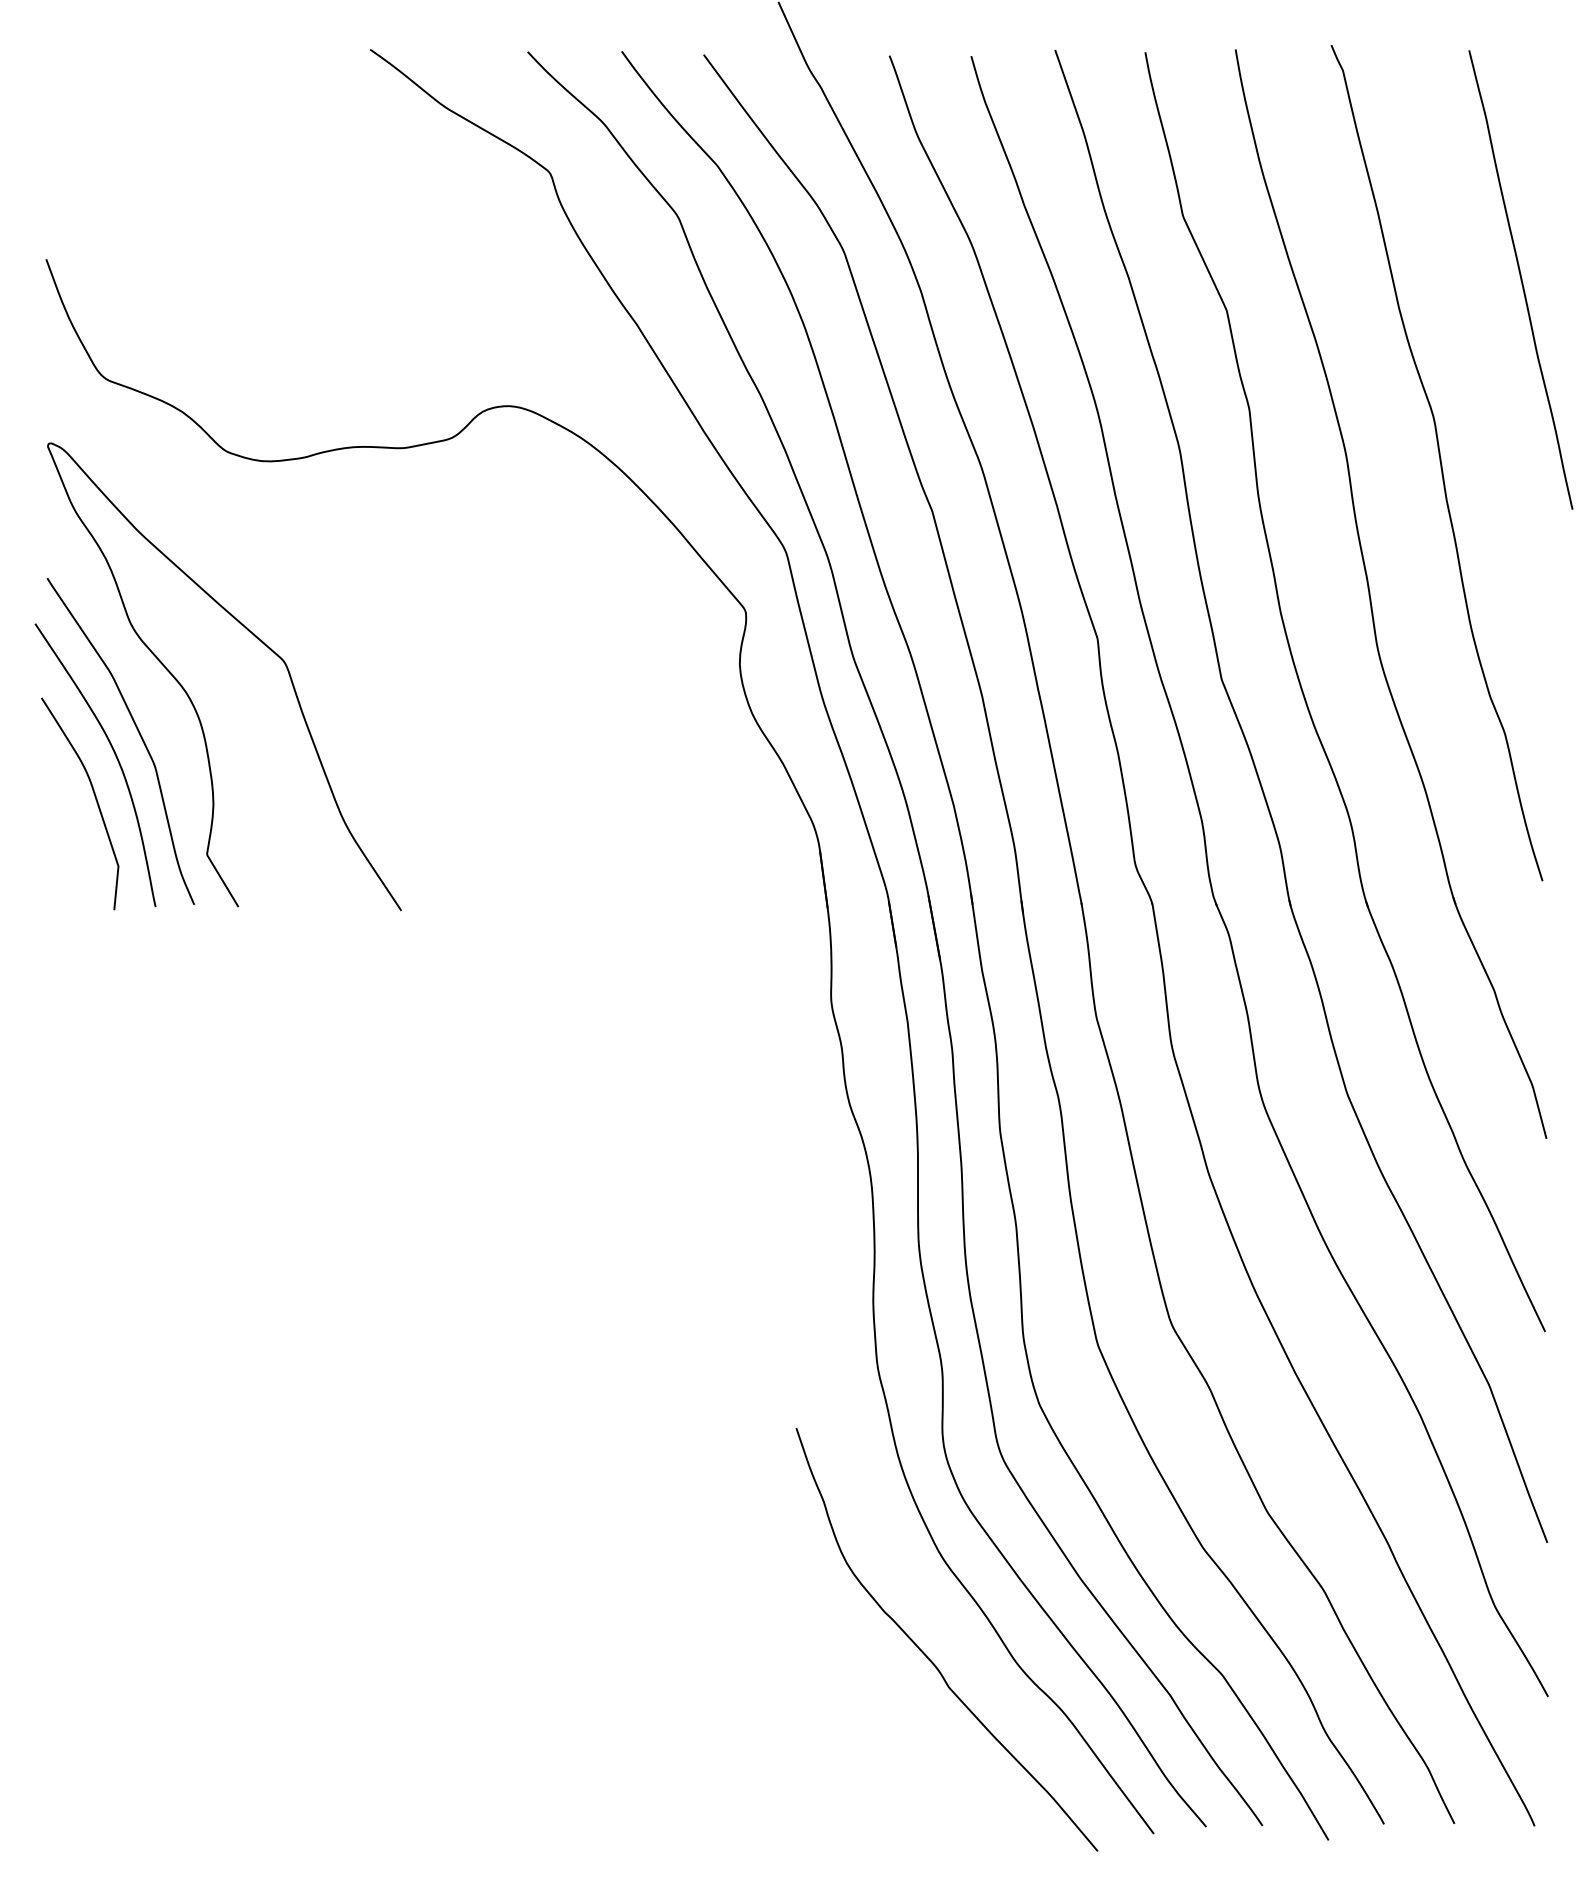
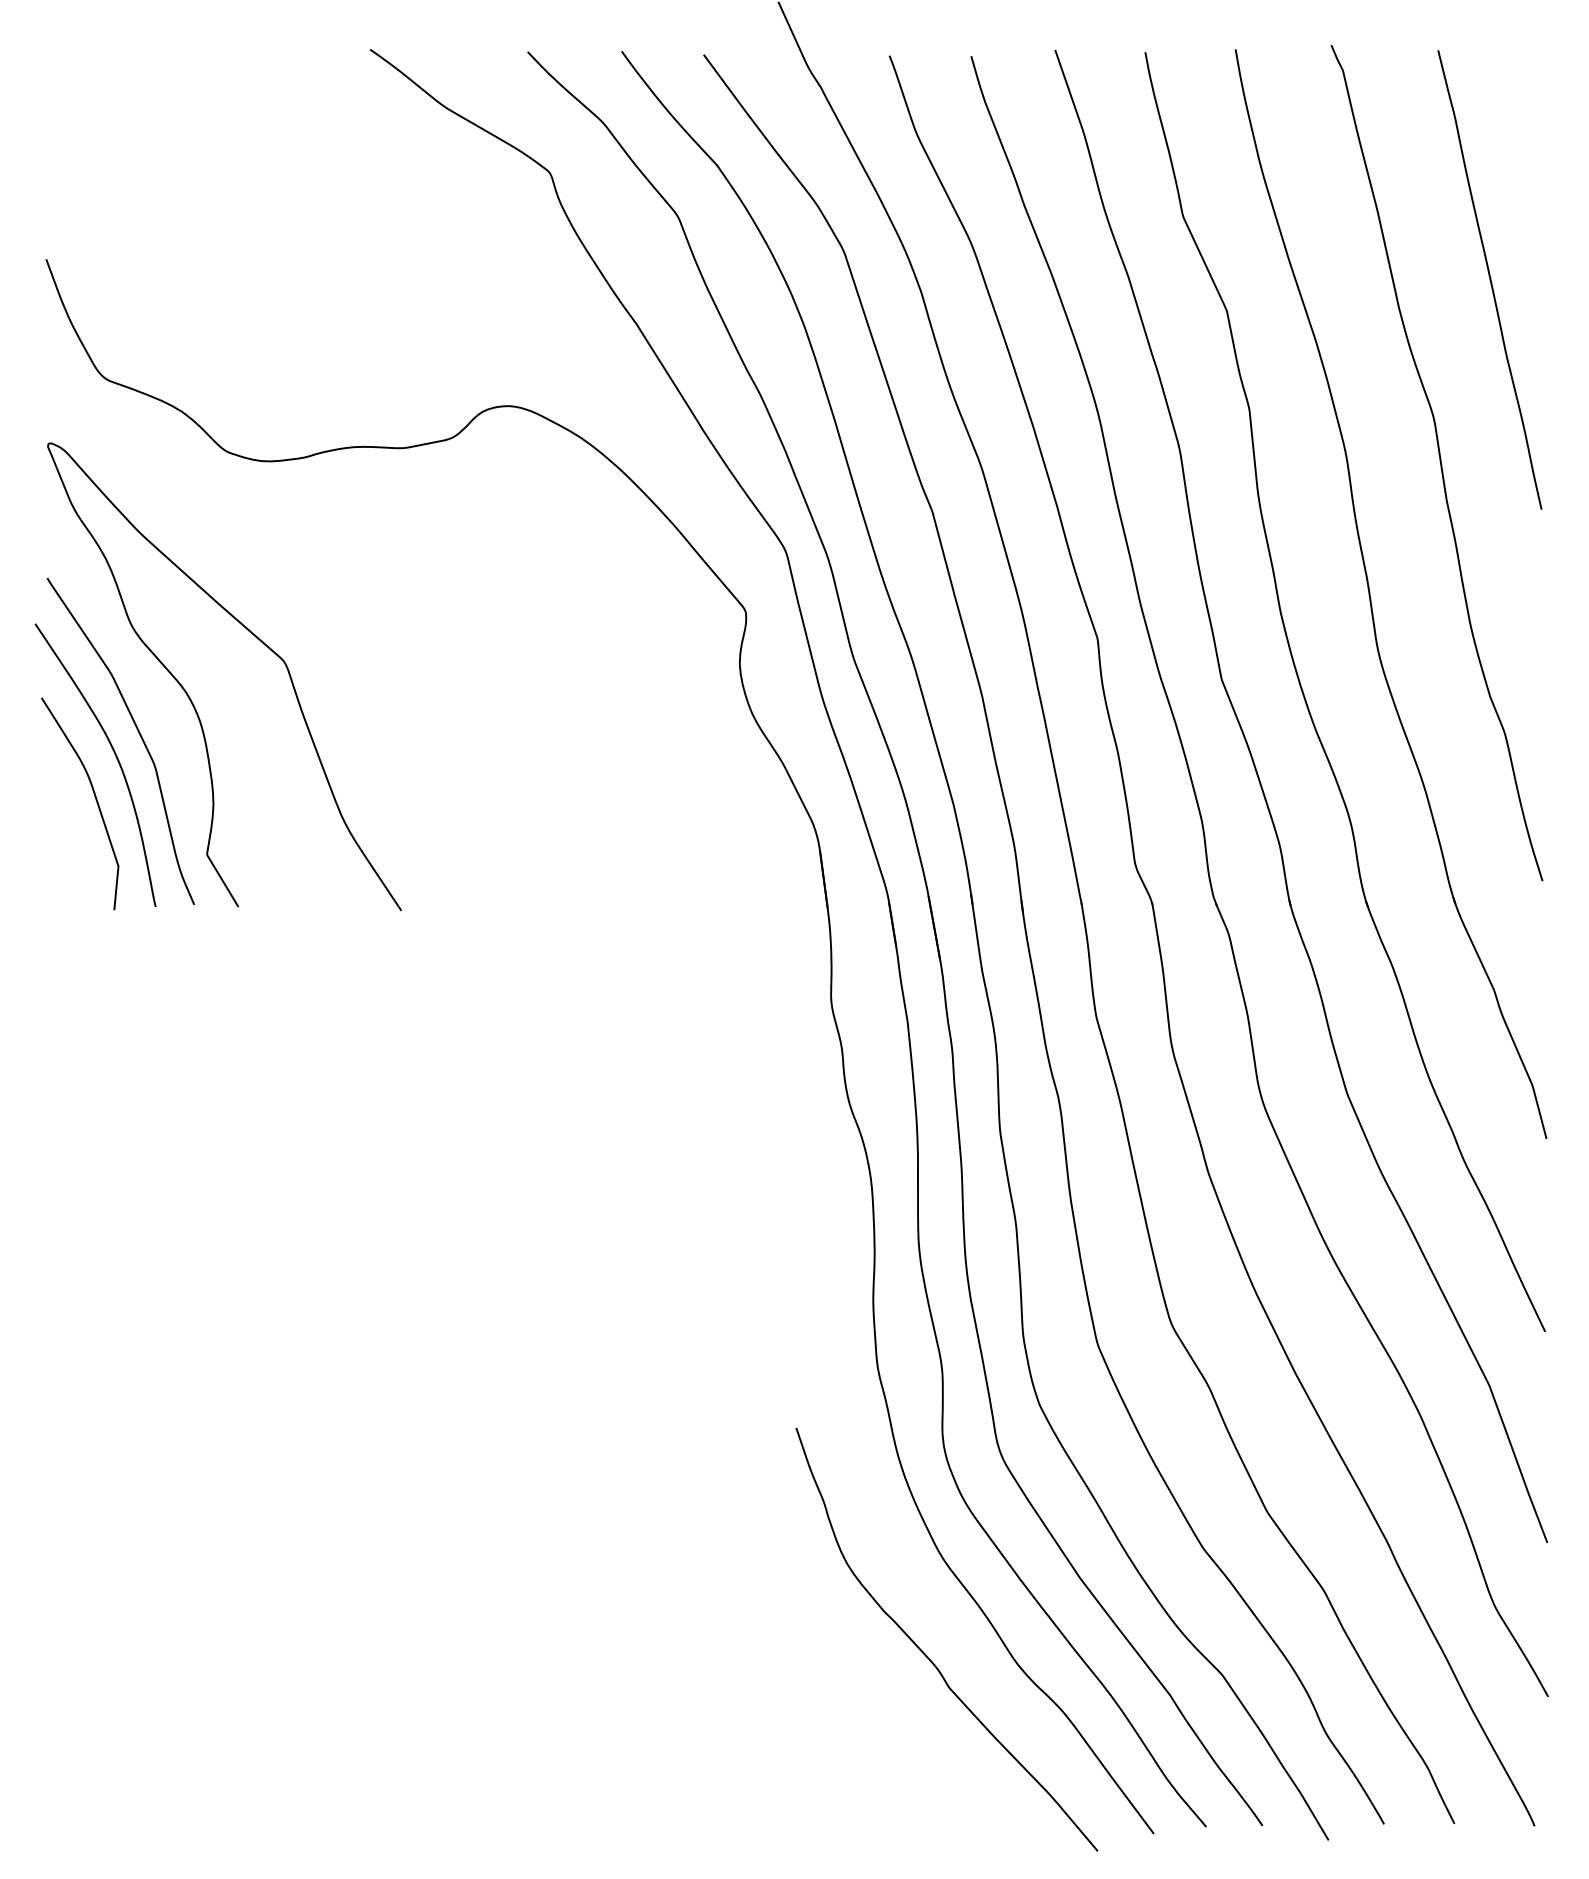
curve position: (1520, 279) -> (1489, 279) (1489, 279)
